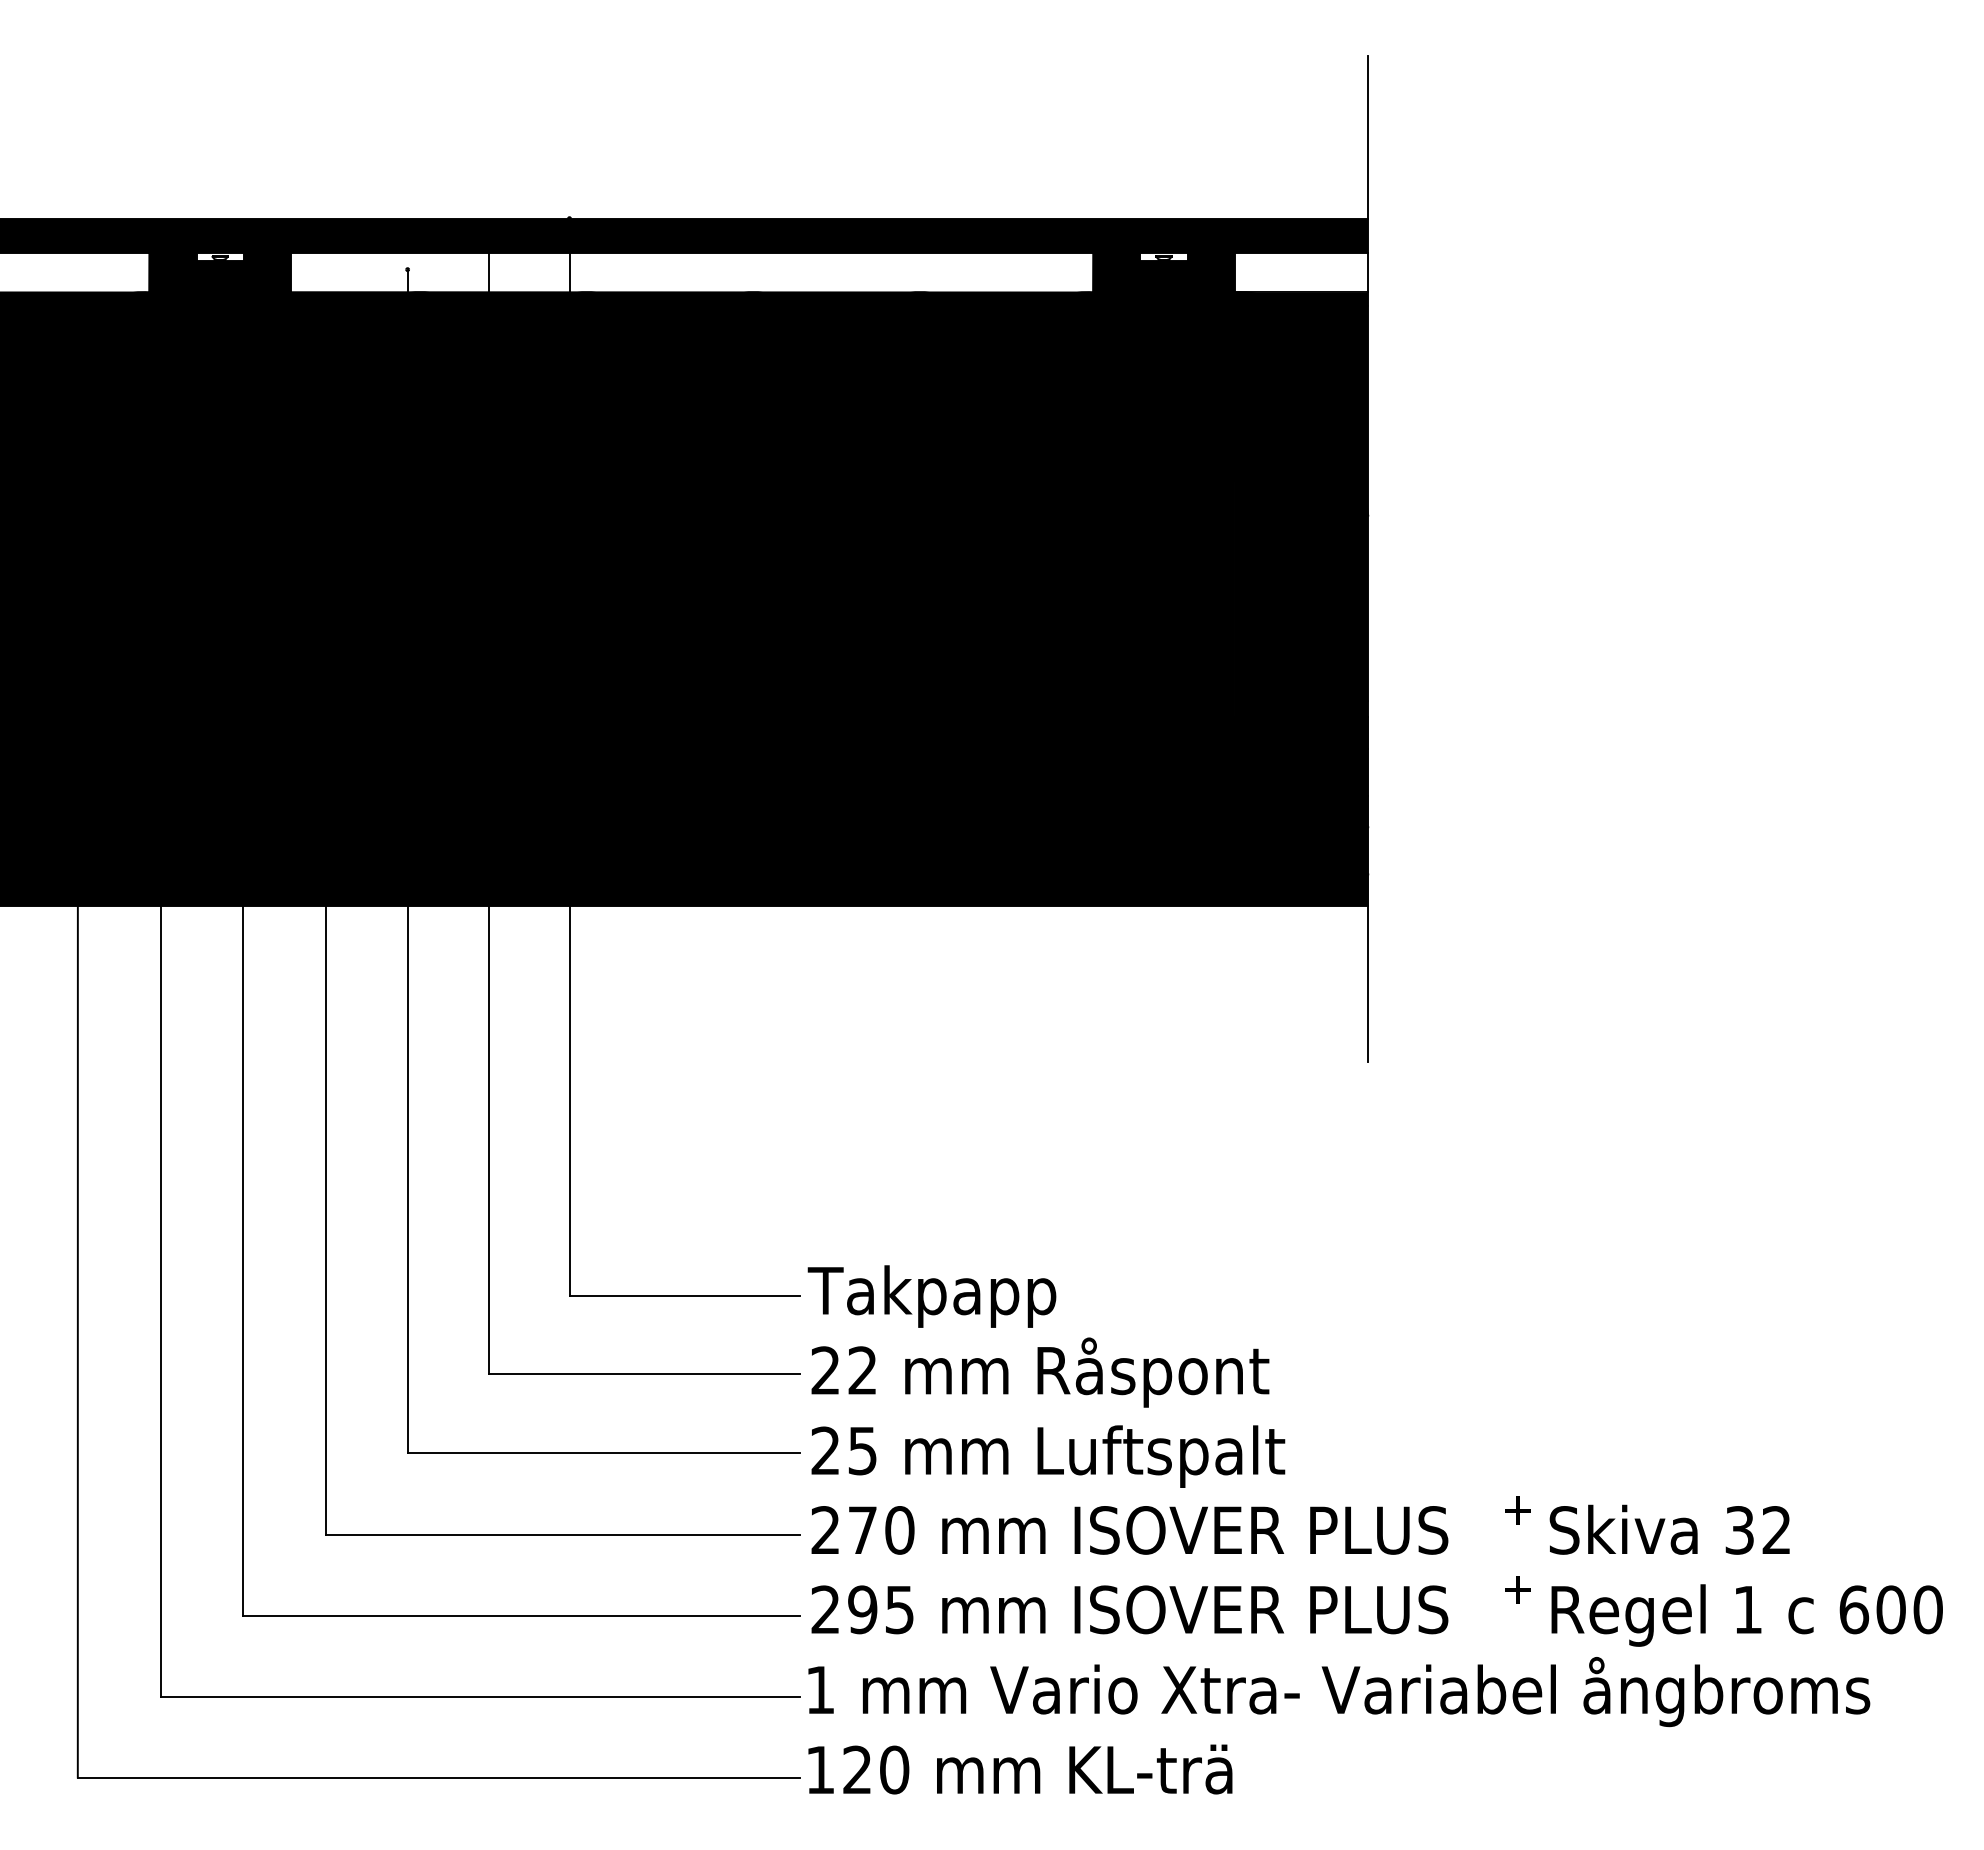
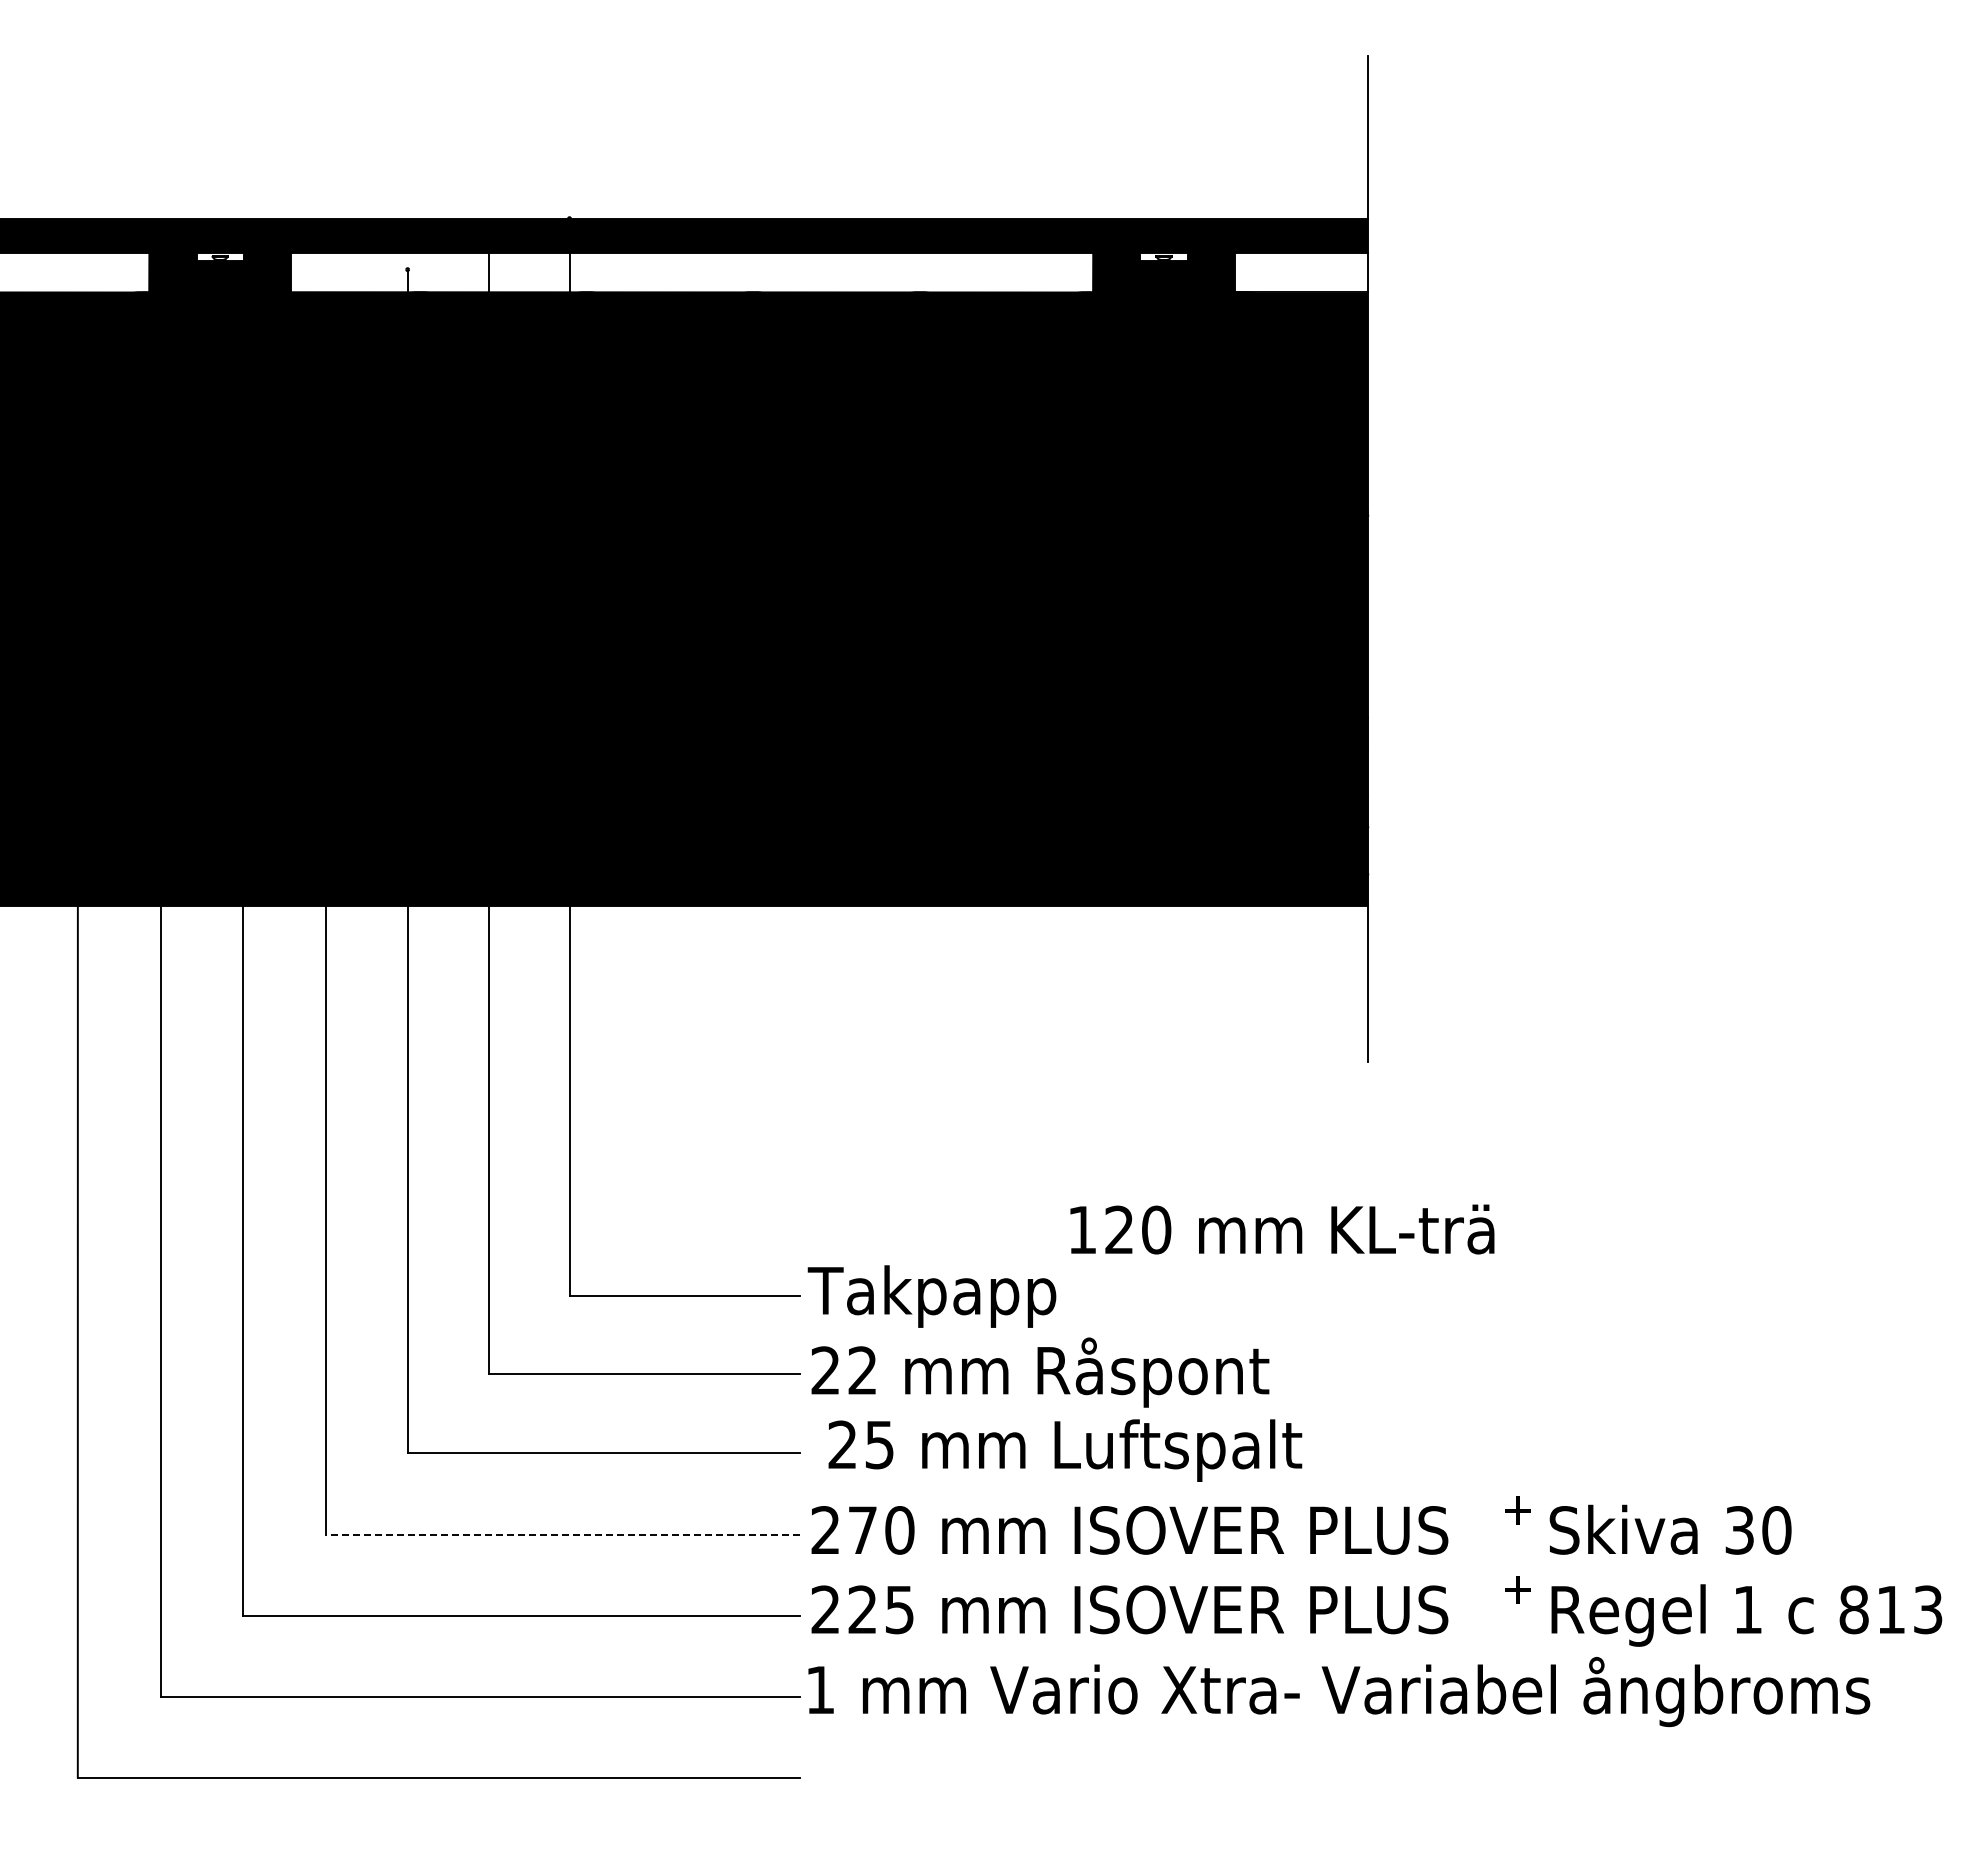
text position: (1048, 1456) -> (1065, 1450) (1065, 1450)
text: 32 -> 30 (1776, 1530)
line: solid -> dashed (563, 1535)
text: 295 -> 225 (862, 1609)
text: 600 -> 813 (1890, 1609)
text position: (1020, 1769) -> (1282, 1229) (1282, 1229)
